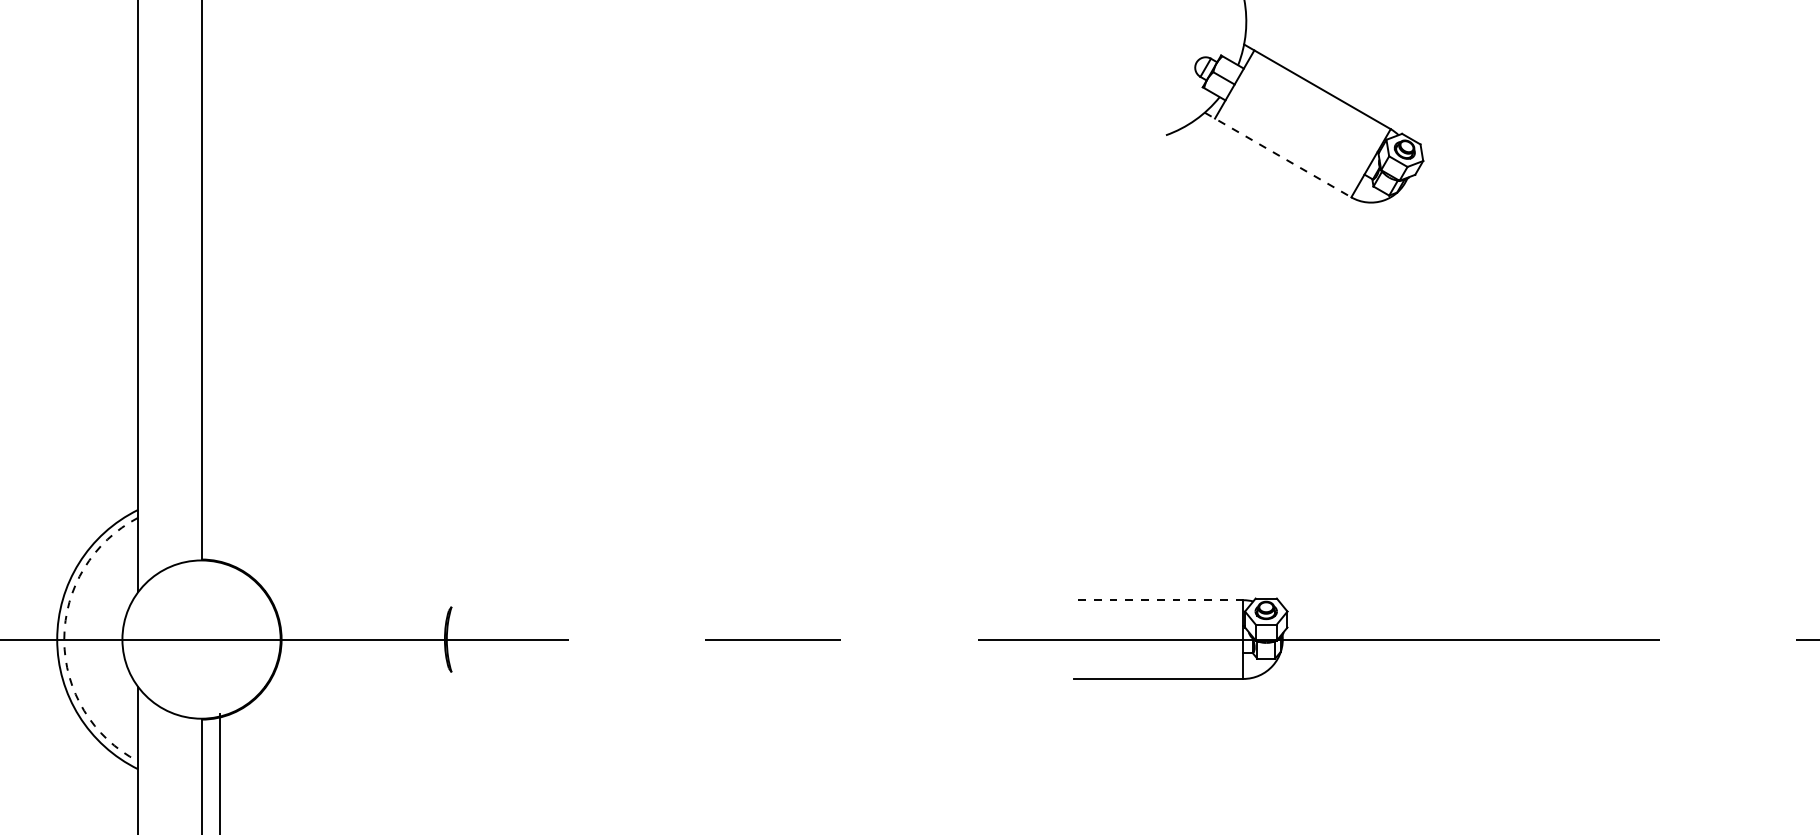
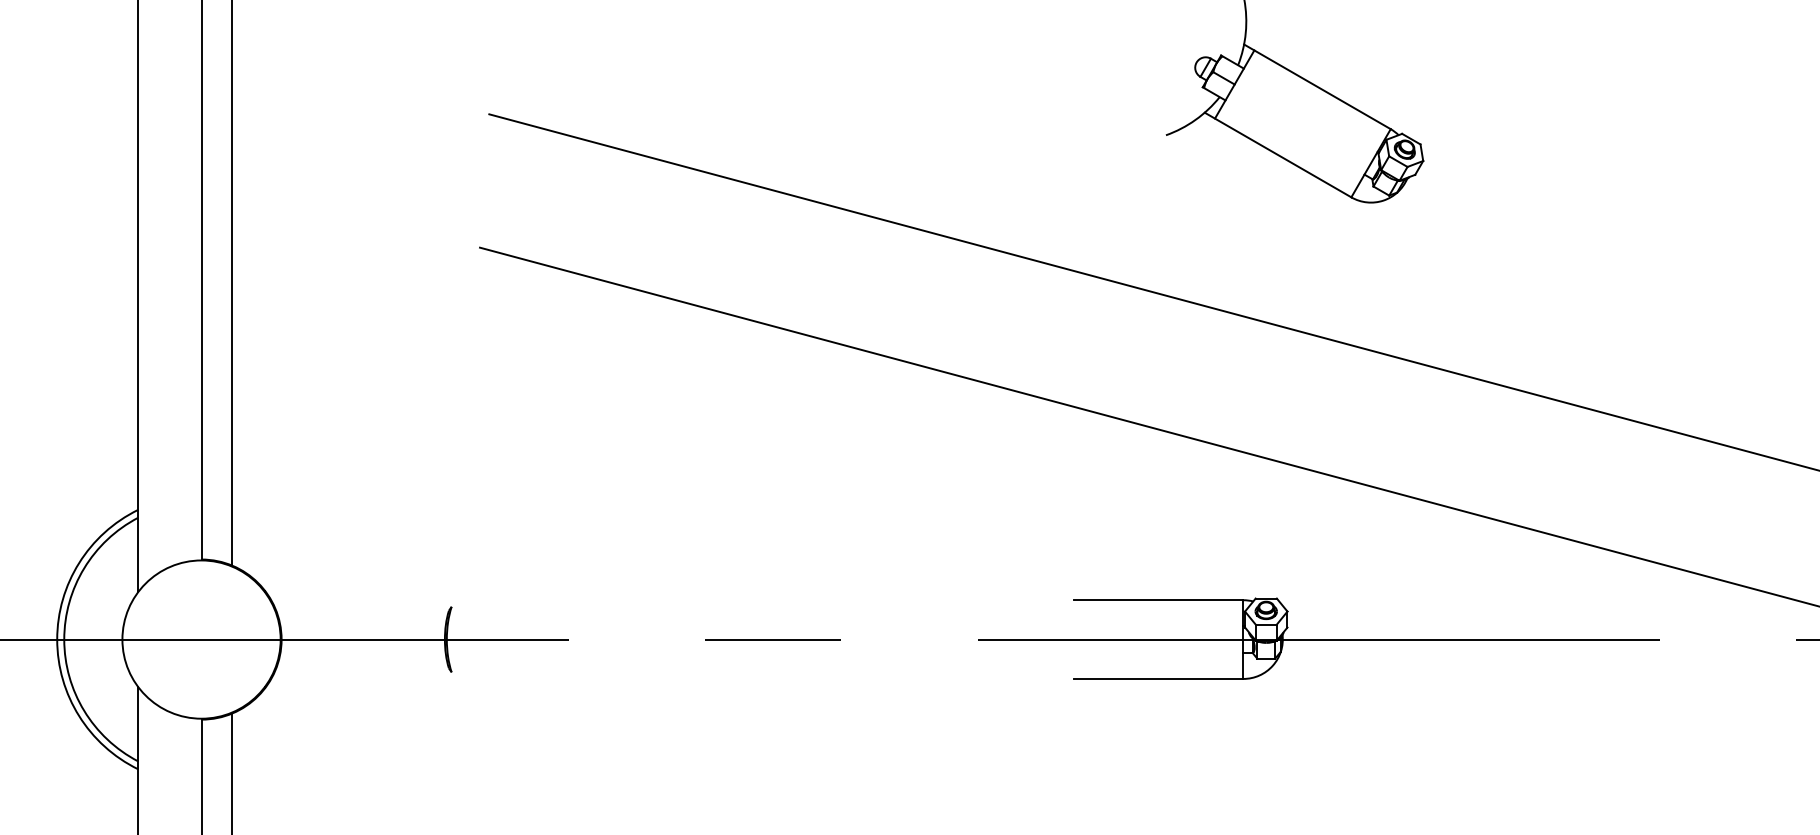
line: dashed -> solid (1278, 155)
line: none -> present (231, 283)
line: none -> present (1152, 292)
line: none -> present (1148, 426)
line: dashed -> solid (1158, 600)
arc: dashed -> solid (64, 639)
line position: (219, 772) -> (231, 772) (231, 772)
